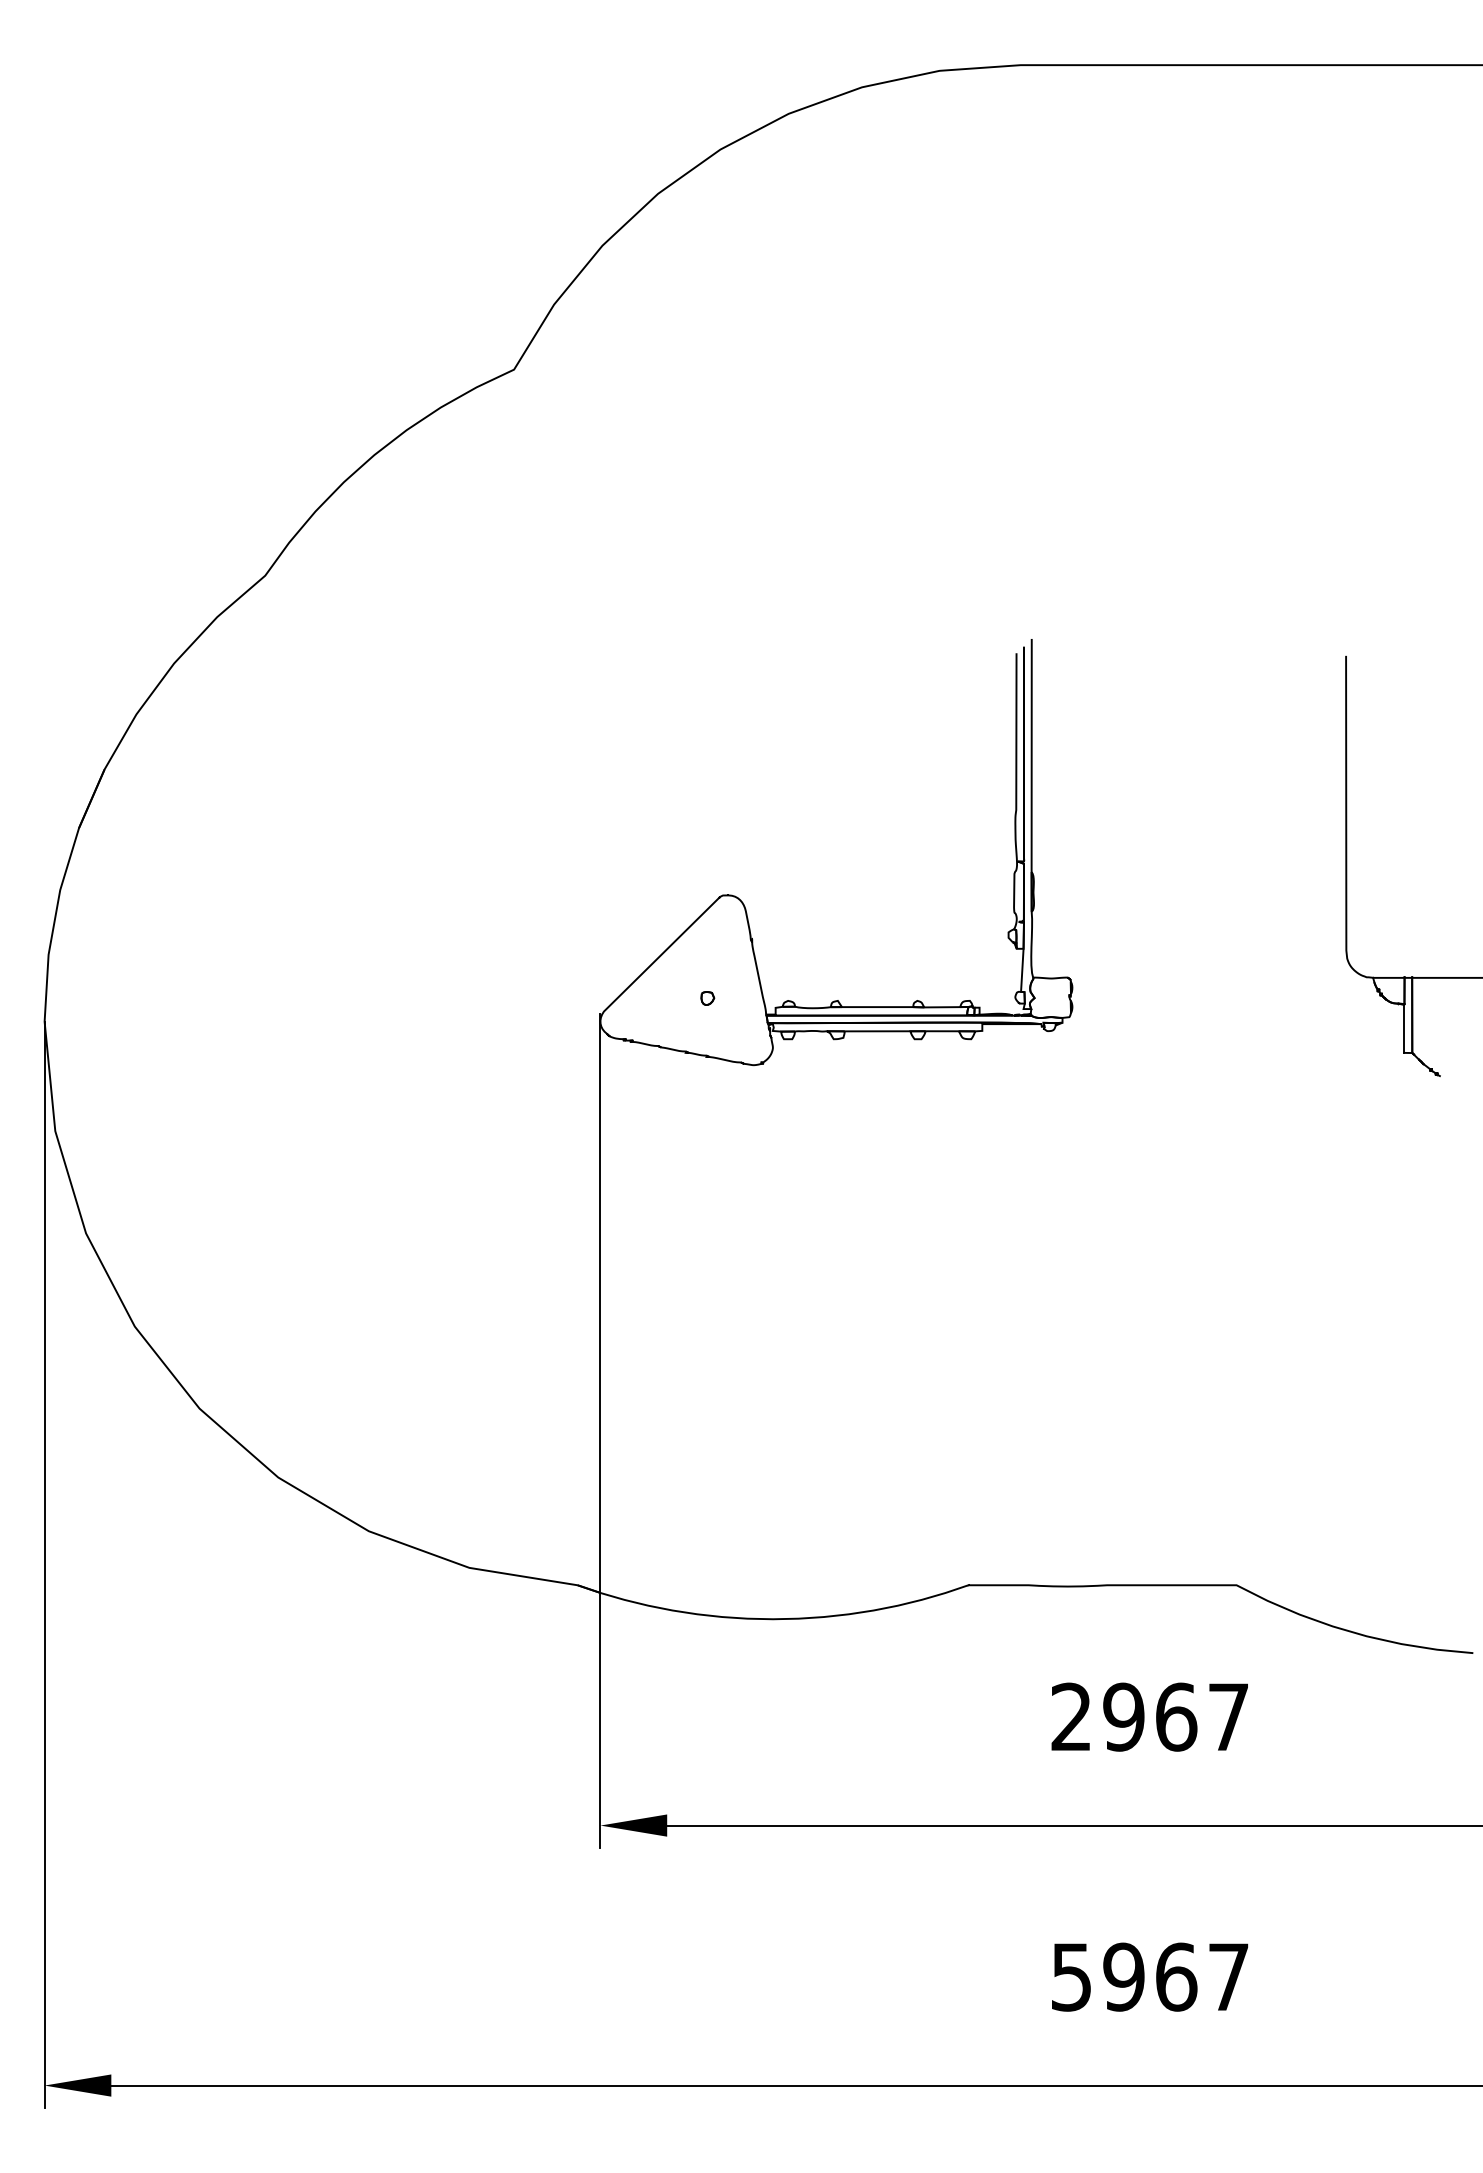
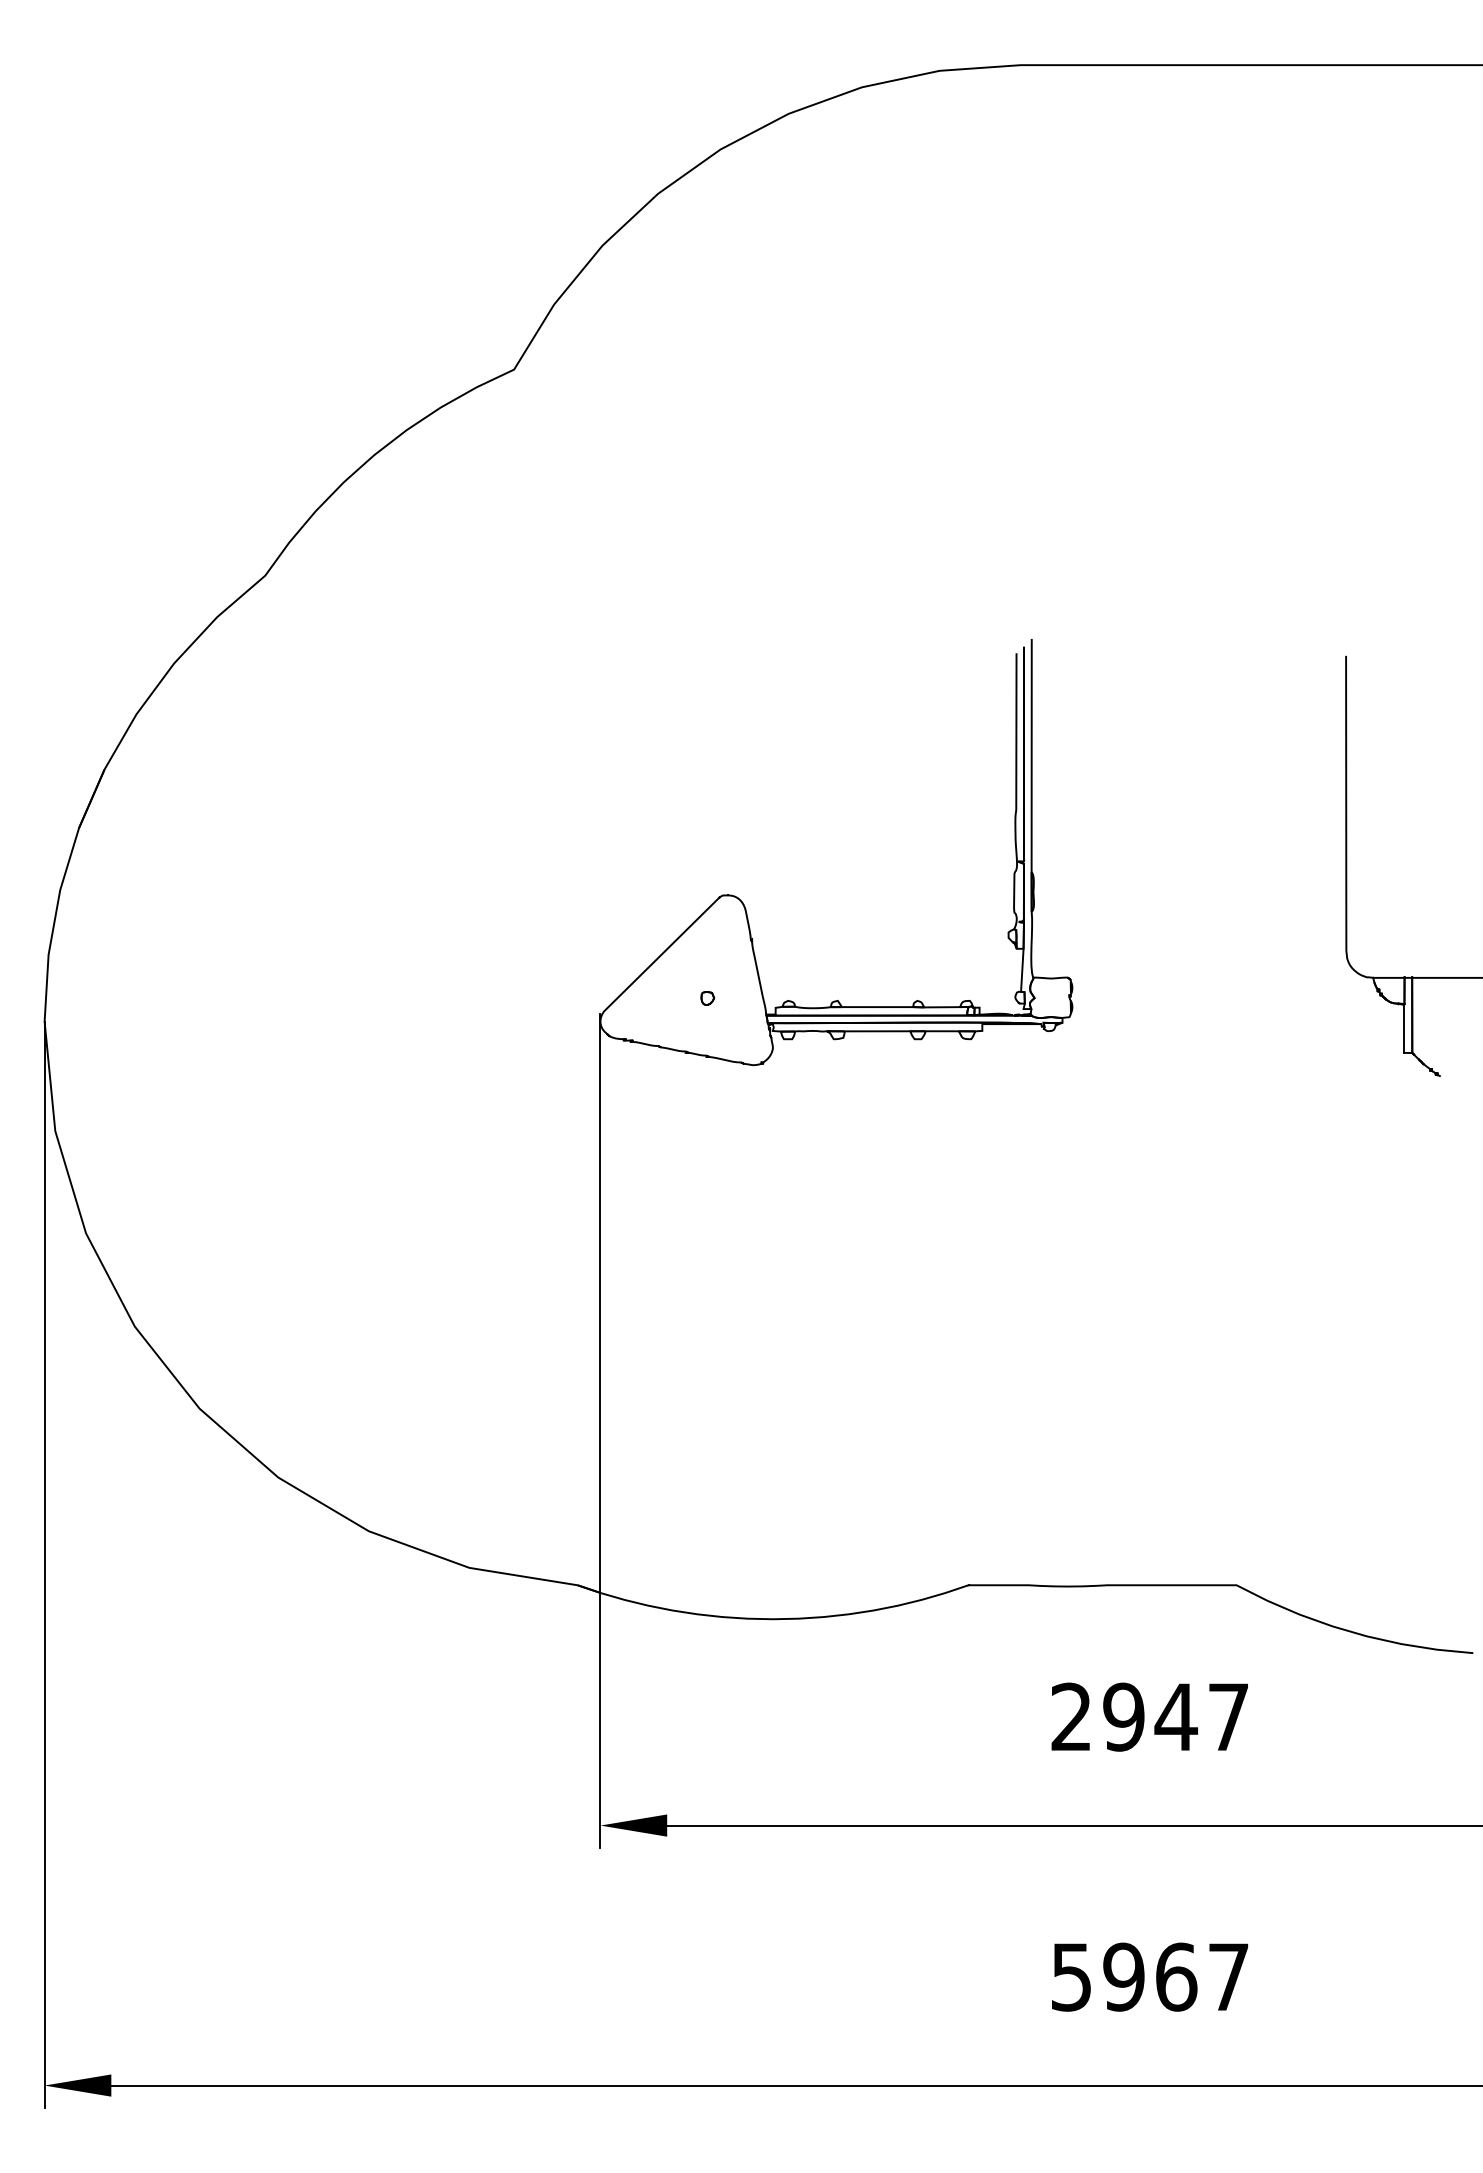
text: 2967 -> 2947 (1176, 1716)
